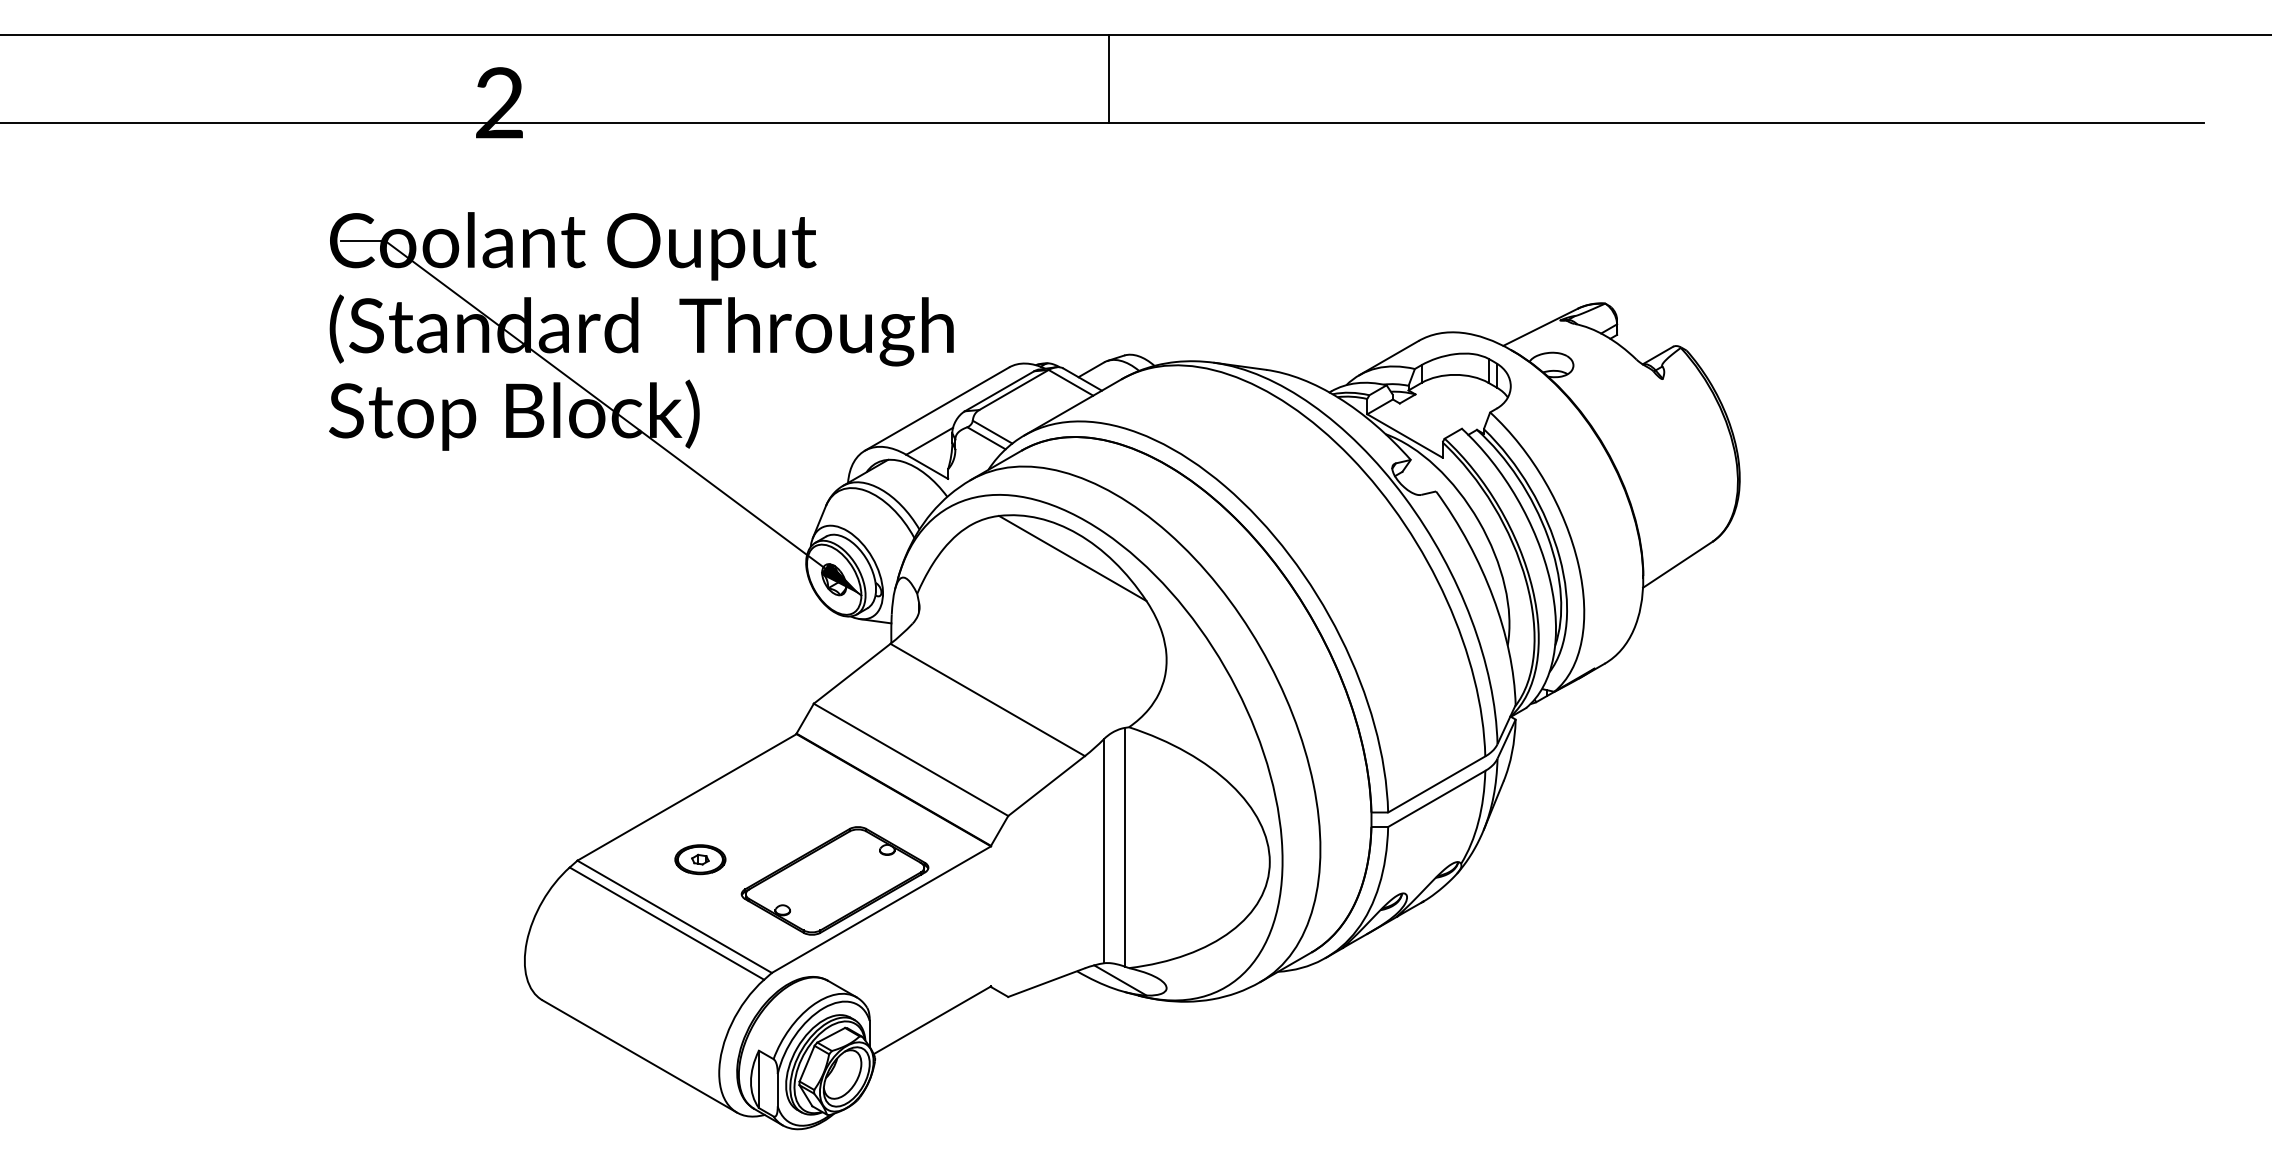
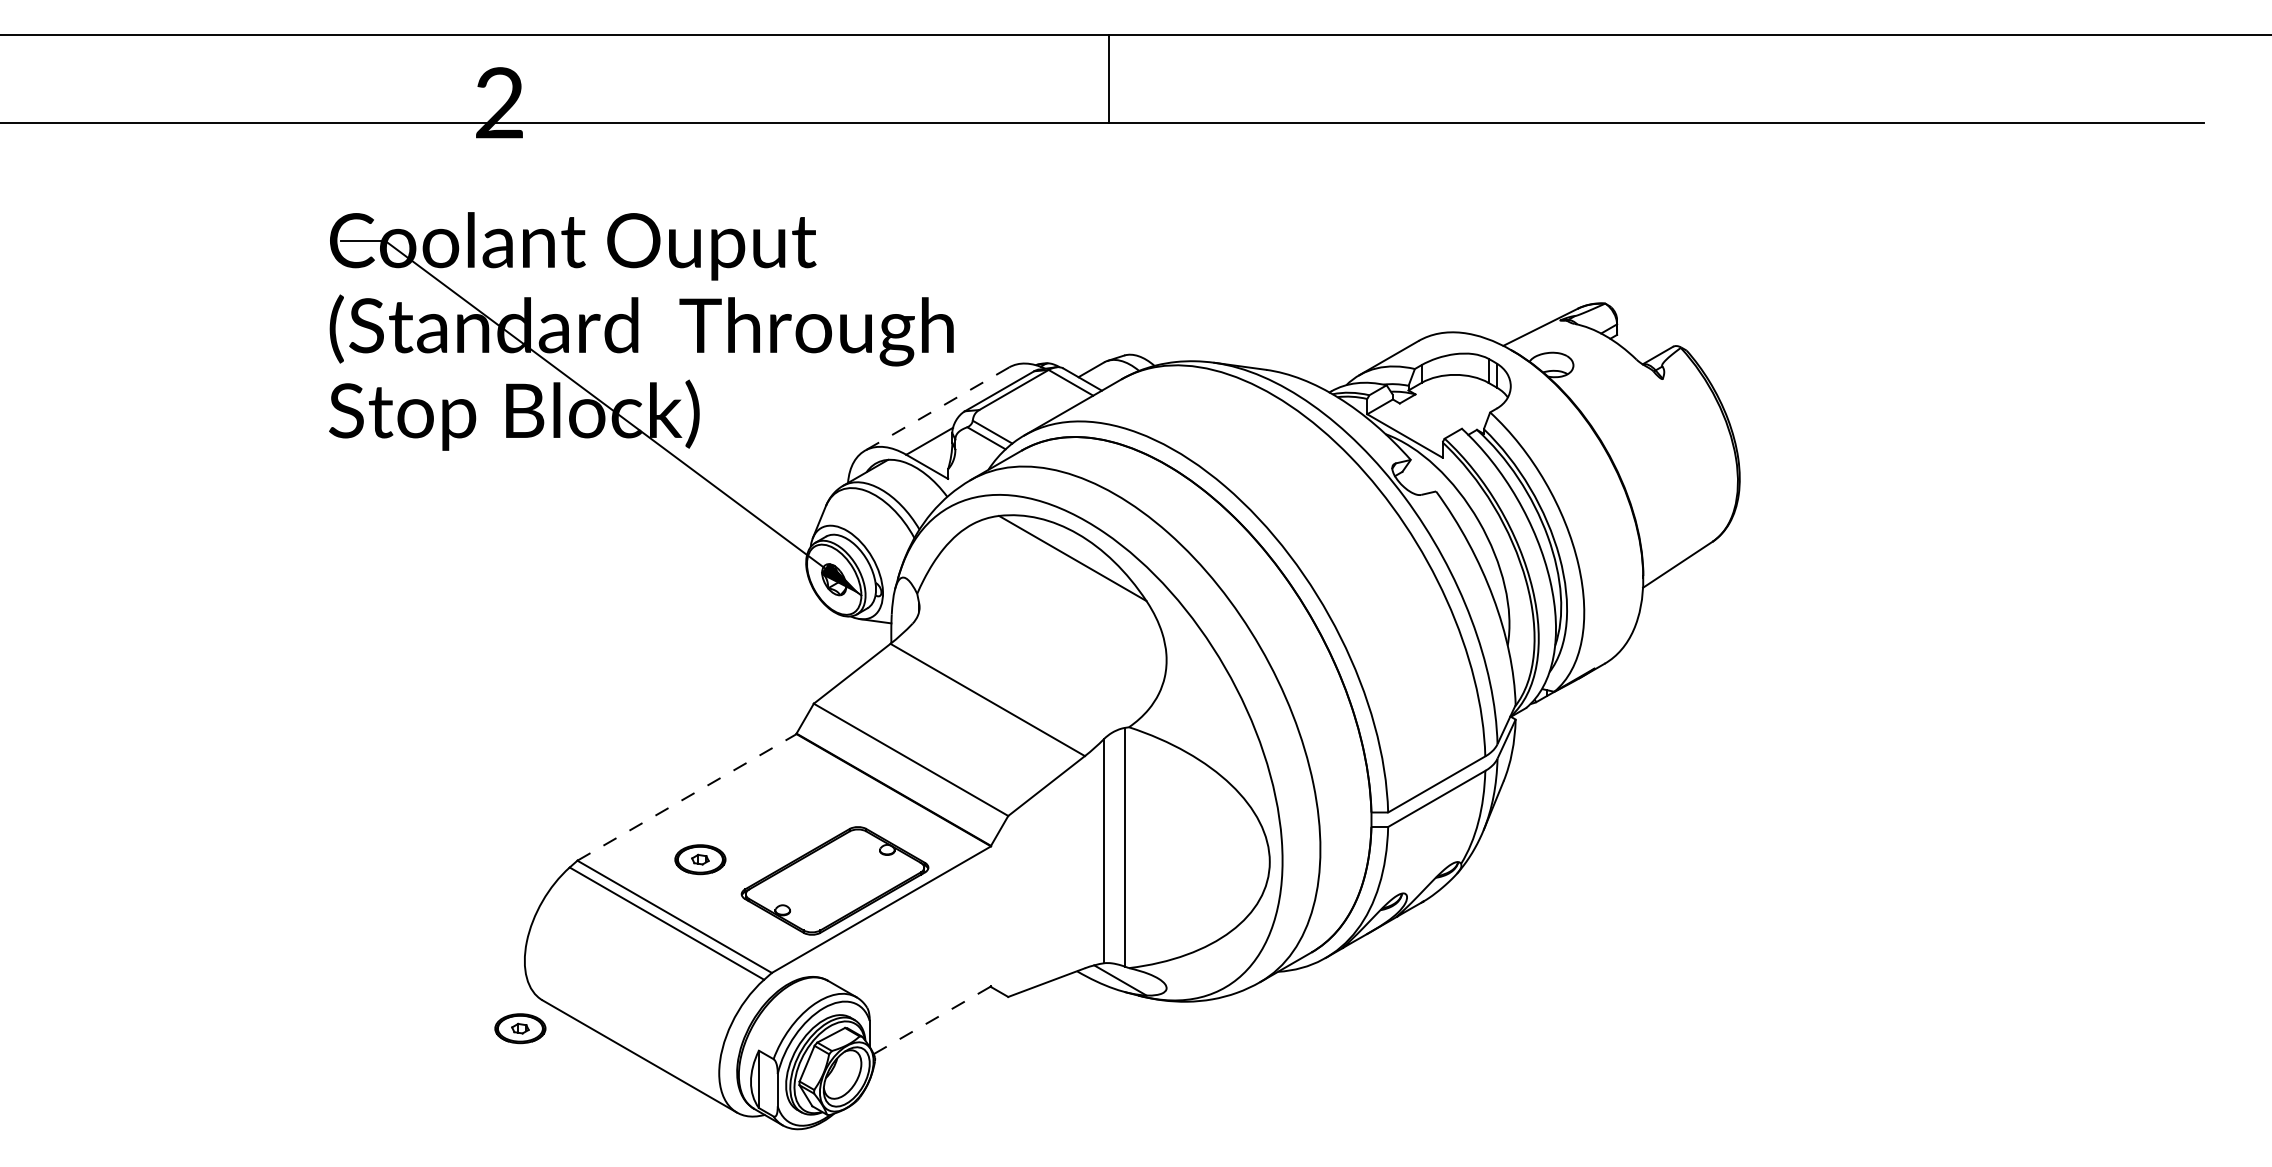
line: solid -> dashed (936, 409)
line: solid -> dashed (687, 797)
line: solid -> dashed (932, 1020)
part: none -> present (520, 1028)
